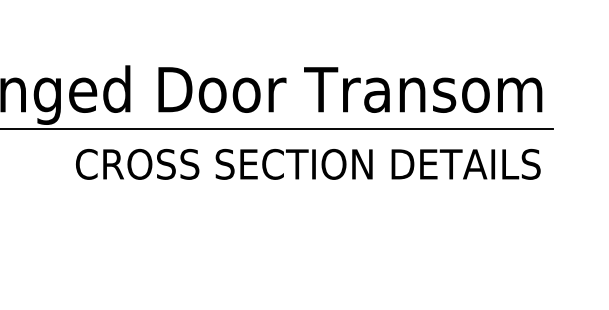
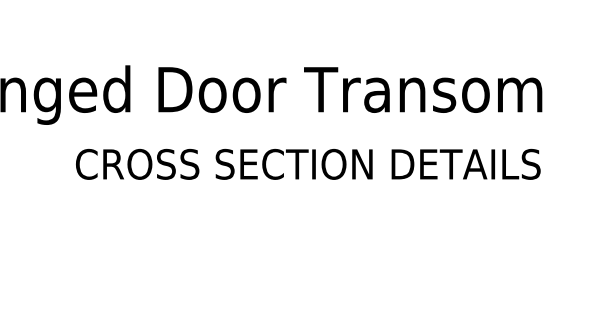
line: present -> none (277, 128)
